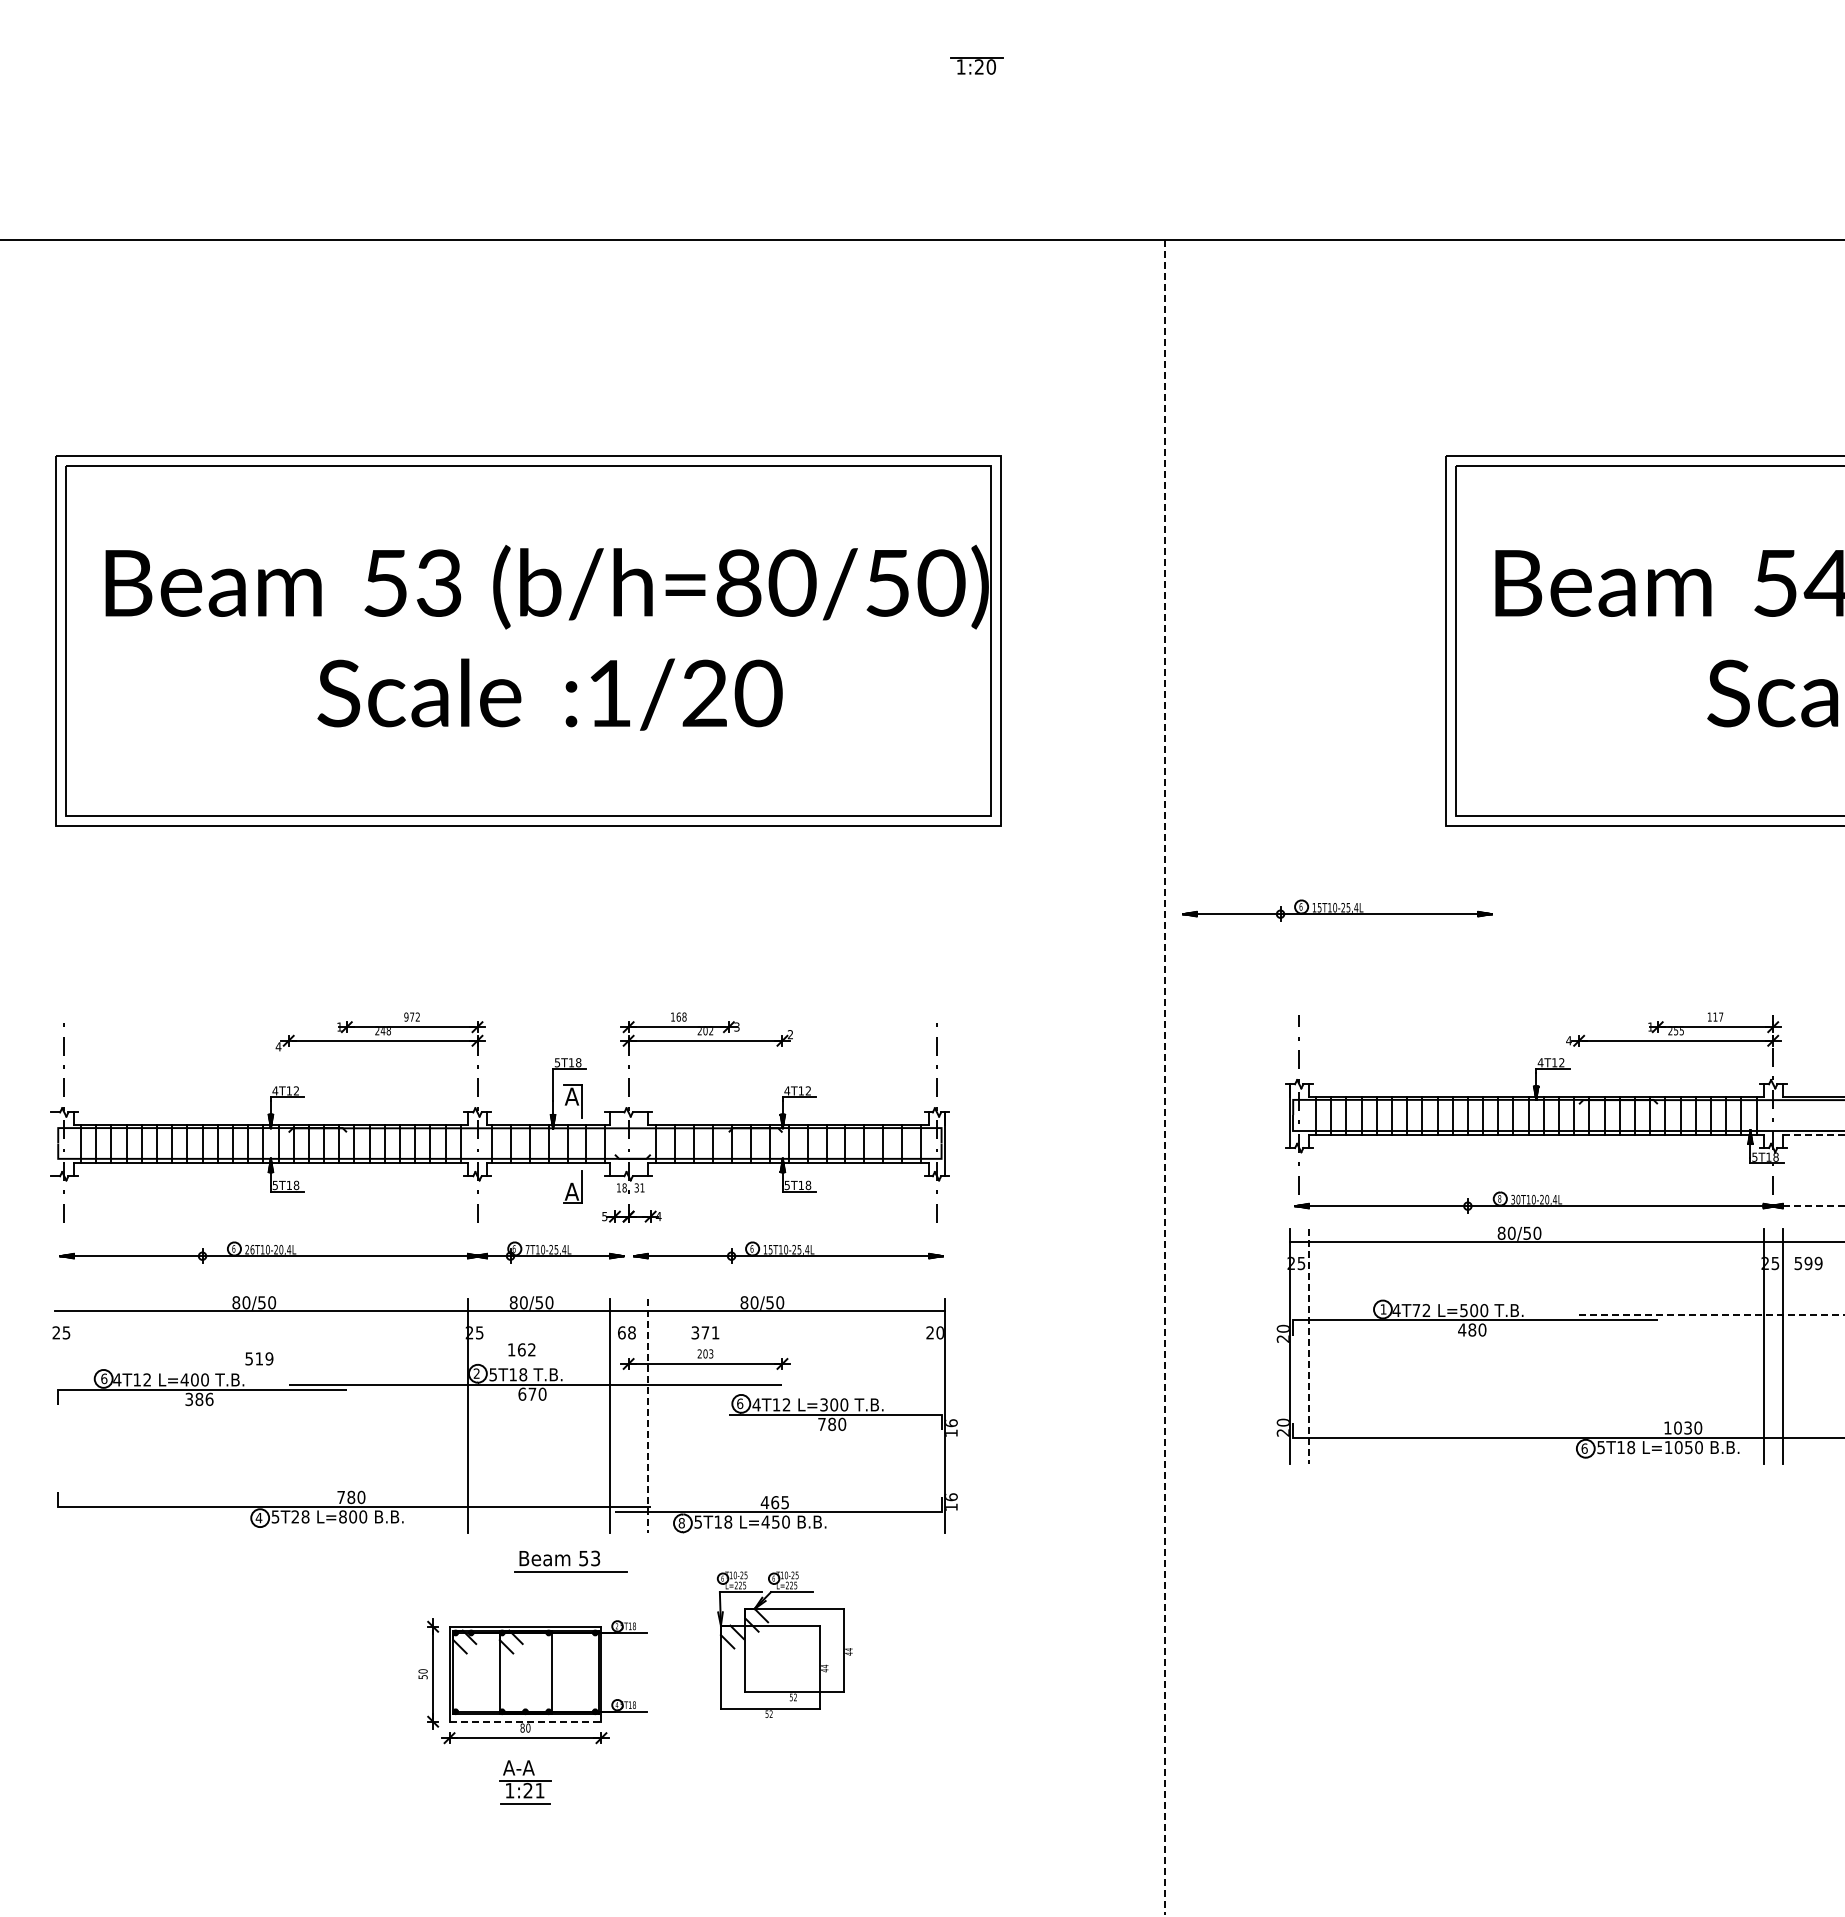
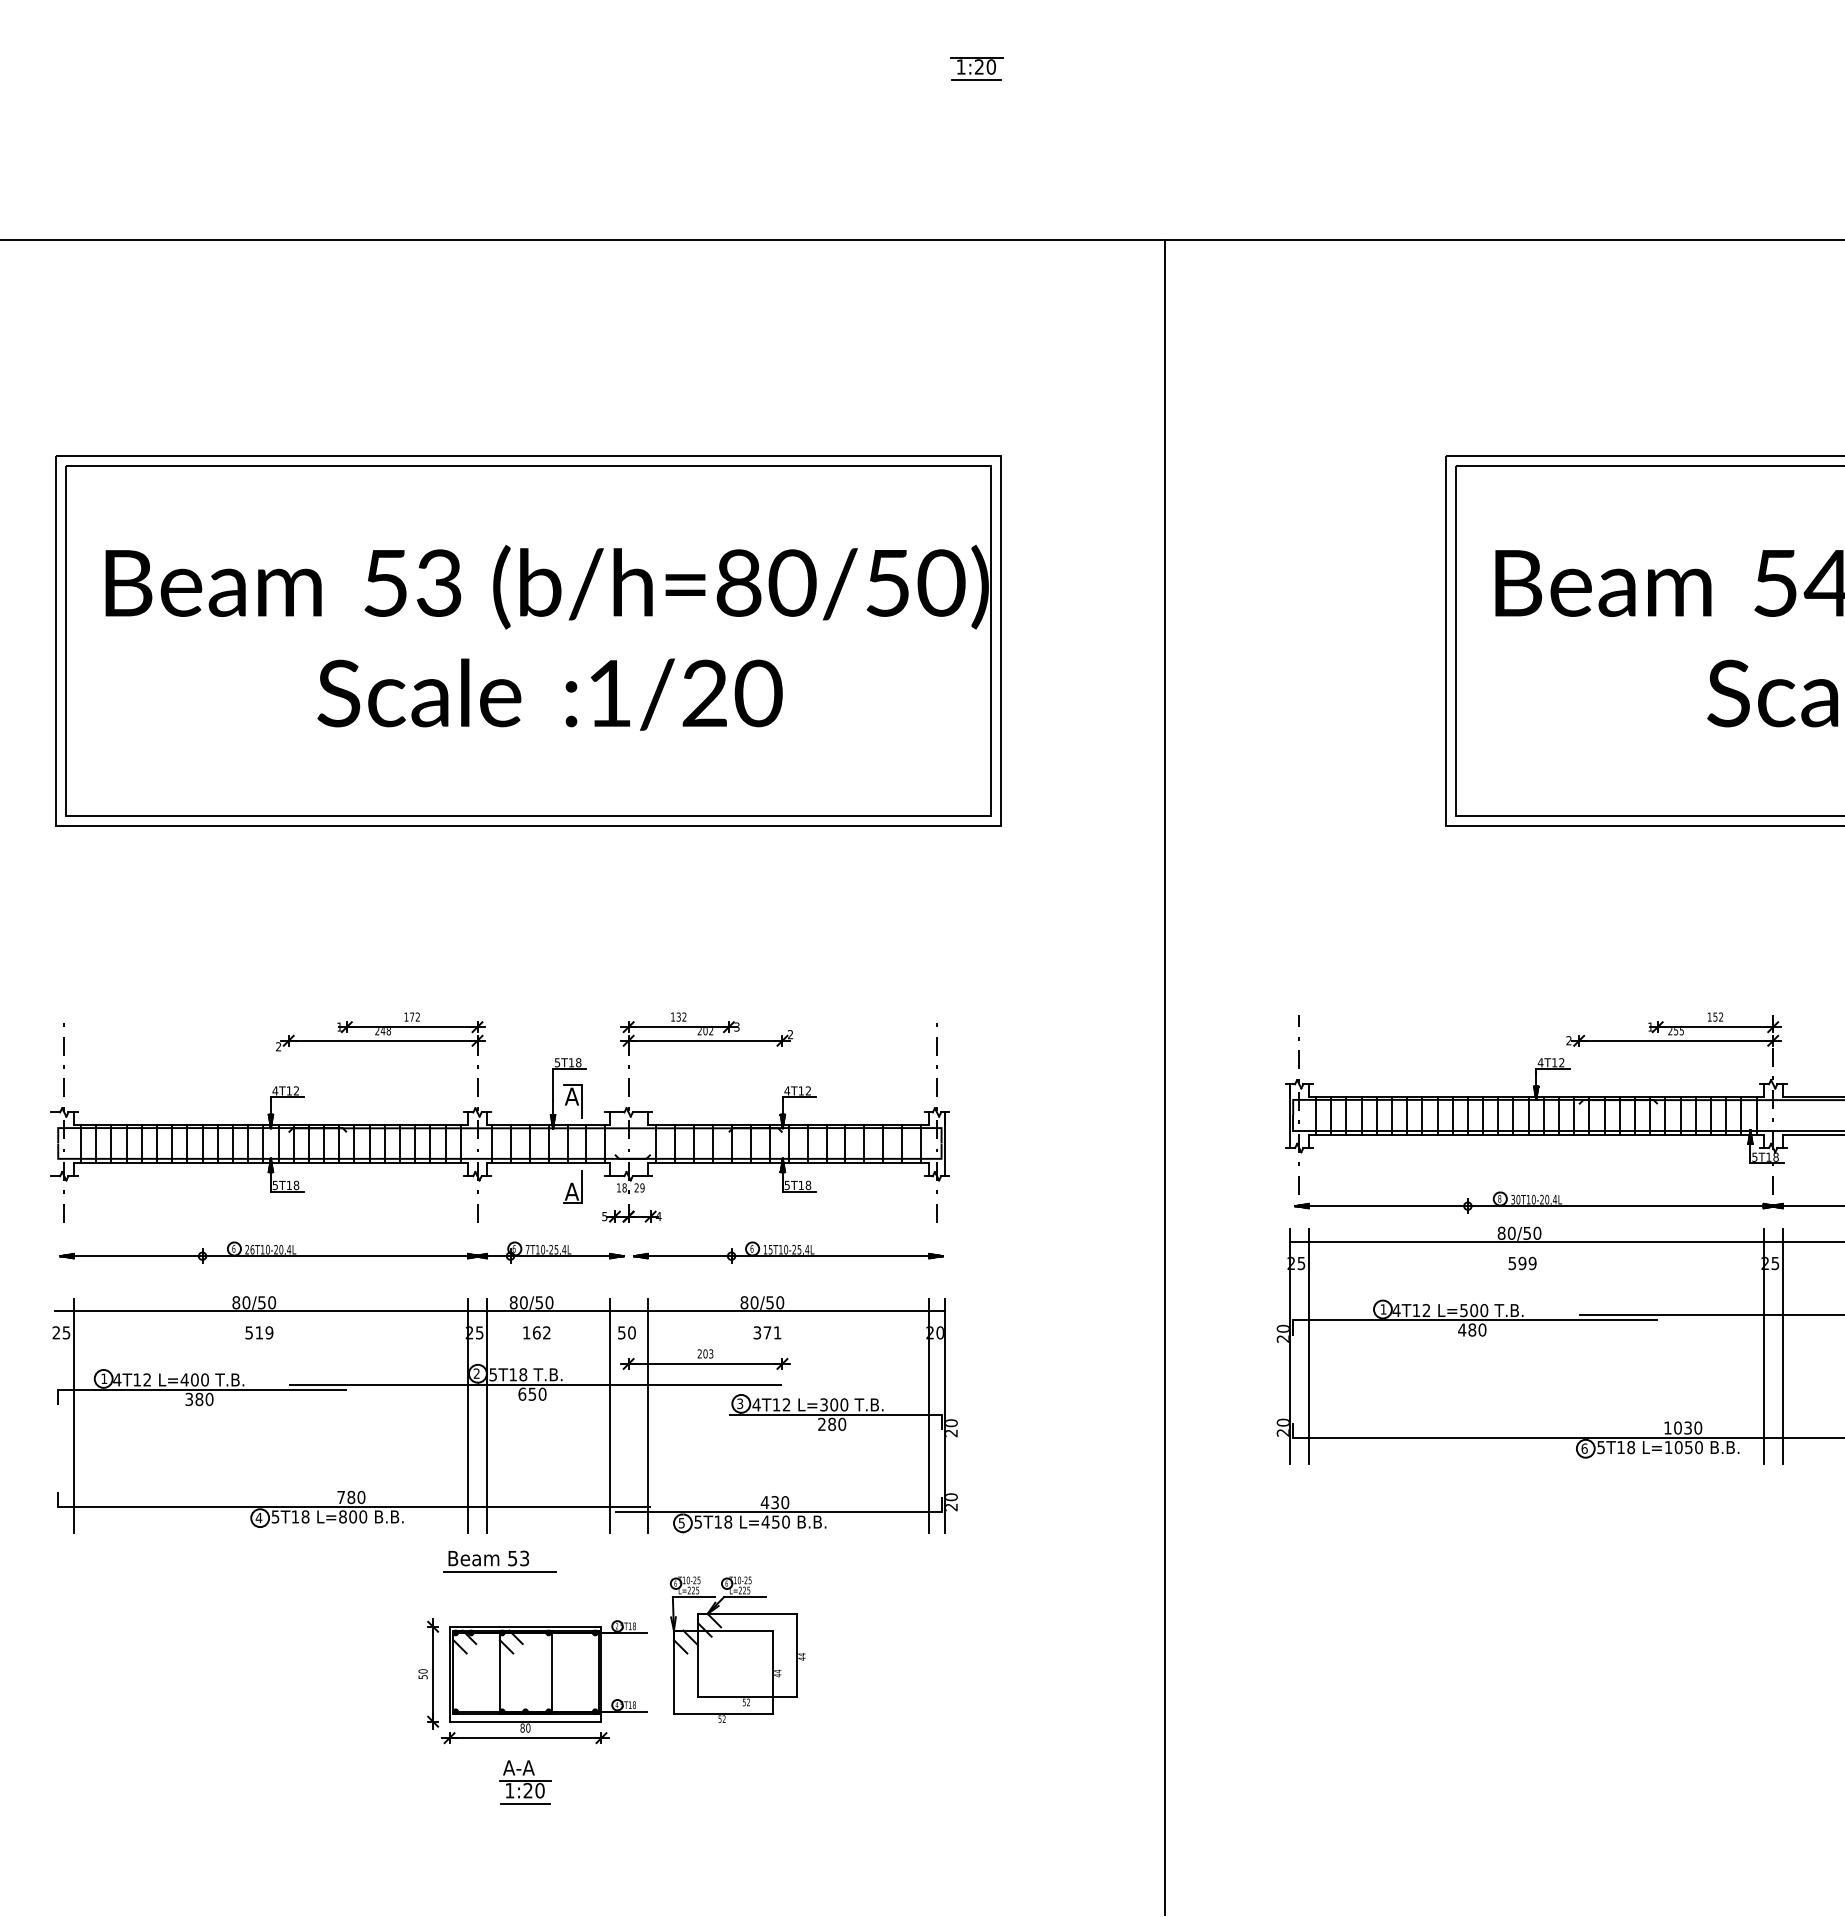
line: none -> present (976, 80)
part: present -> none (1337, 910)
text: 972 -> 172 (406, 1016)
text: 168 -> 132 (681, 1016)
text: 117 -> 152 (1718, 1016)
text: 4 -> 2 (1568, 1040)
text: 4 -> 2 (278, 1046)
line: dashed -> solid (1165, 1078)
line: dashed -> solid (1813, 1135)
text: 31 -> 29 (639, 1187)
line: dashed -> solid (1813, 1206)
text position: (1808, 1263) -> (1522, 1263) (1522, 1263)
text: 4T72 -> 4T12 (1416, 1310)
line: dashed -> solid (1712, 1315)
text: 68 -> 50 (626, 1332)
text position: (705, 1332) -> (767, 1332) (767, 1332)
line: dashed -> solid (1308, 1347)
text position: (521, 1349) -> (536, 1332) (536, 1332)
text position: (259, 1358) -> (259, 1332) (259, 1332)
text: 6 -> 1 (104, 1378)
text: 670 -> 650 (532, 1393)
text: 386 -> 380 (209, 1398)
text: 6 -> 3 (740, 1403)
line: none -> present (73, 1415)
line: none -> present (486, 1415)
line: none -> present (929, 1415)
line: dashed -> solid (647, 1416)
text: 780 -> 280 (821, 1423)
text: 16 -> 20 (951, 1428)
text: 465 -> 430 (780, 1502)
text: 16 -> 20 (951, 1502)
text: 5T28 -> 5T18 (294, 1516)
text: 8 -> 5 (681, 1523)
part position: (570, 1561) -> (499, 1561) (499, 1561)
part position: (784, 1644) -> (737, 1649) (737, 1649)
line: dashed -> solid (525, 1721)
text: 1:21 -> 1:20 (539, 1790)
